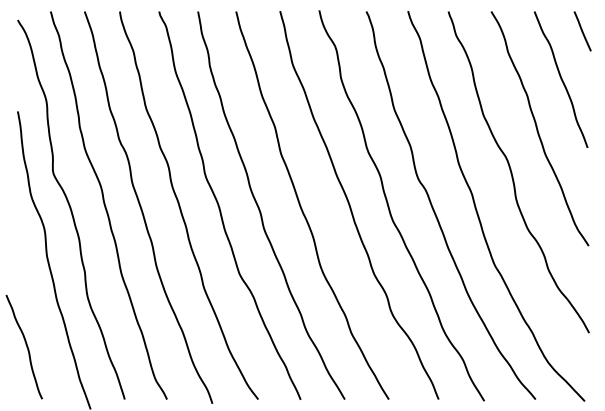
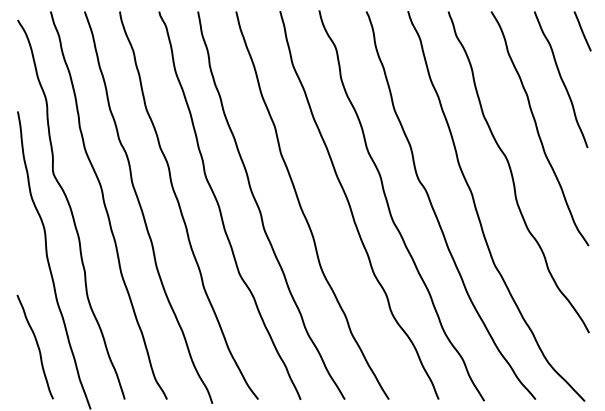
curve position: (26, 347) -> (37, 347) (37, 347)
